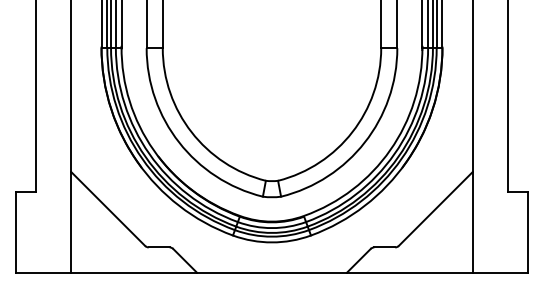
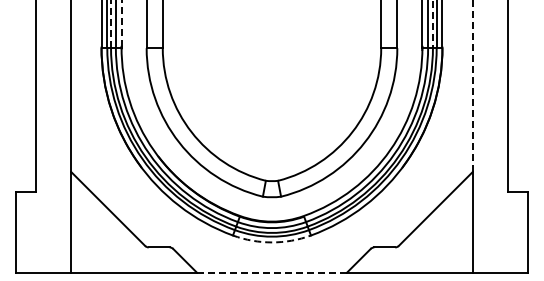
line: solid -> dashed (111, 23)
line: solid -> dashed (121, 23)
line: solid -> dashed (432, 24)
line: solid -> dashed (472, 86)
arc: solid -> dashed (272, 242)
line: solid -> dashed (272, 272)
